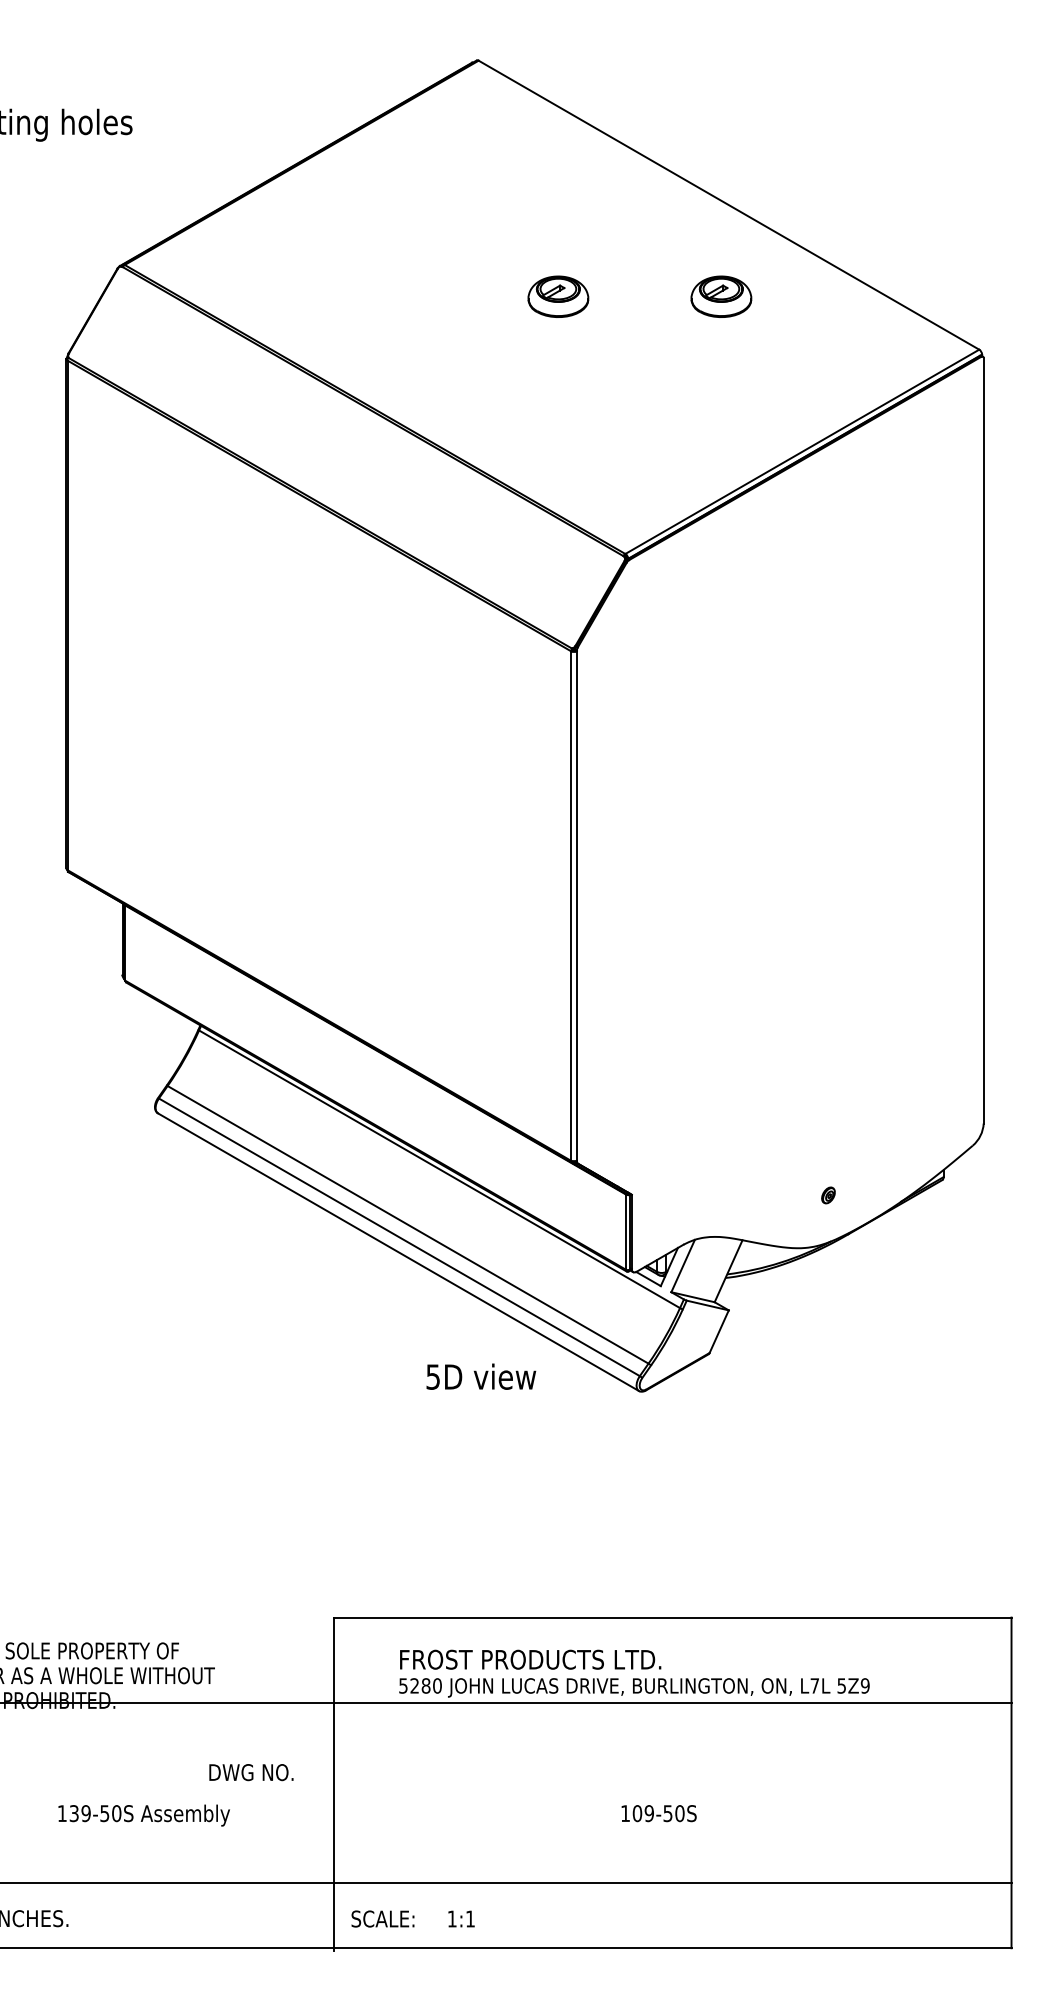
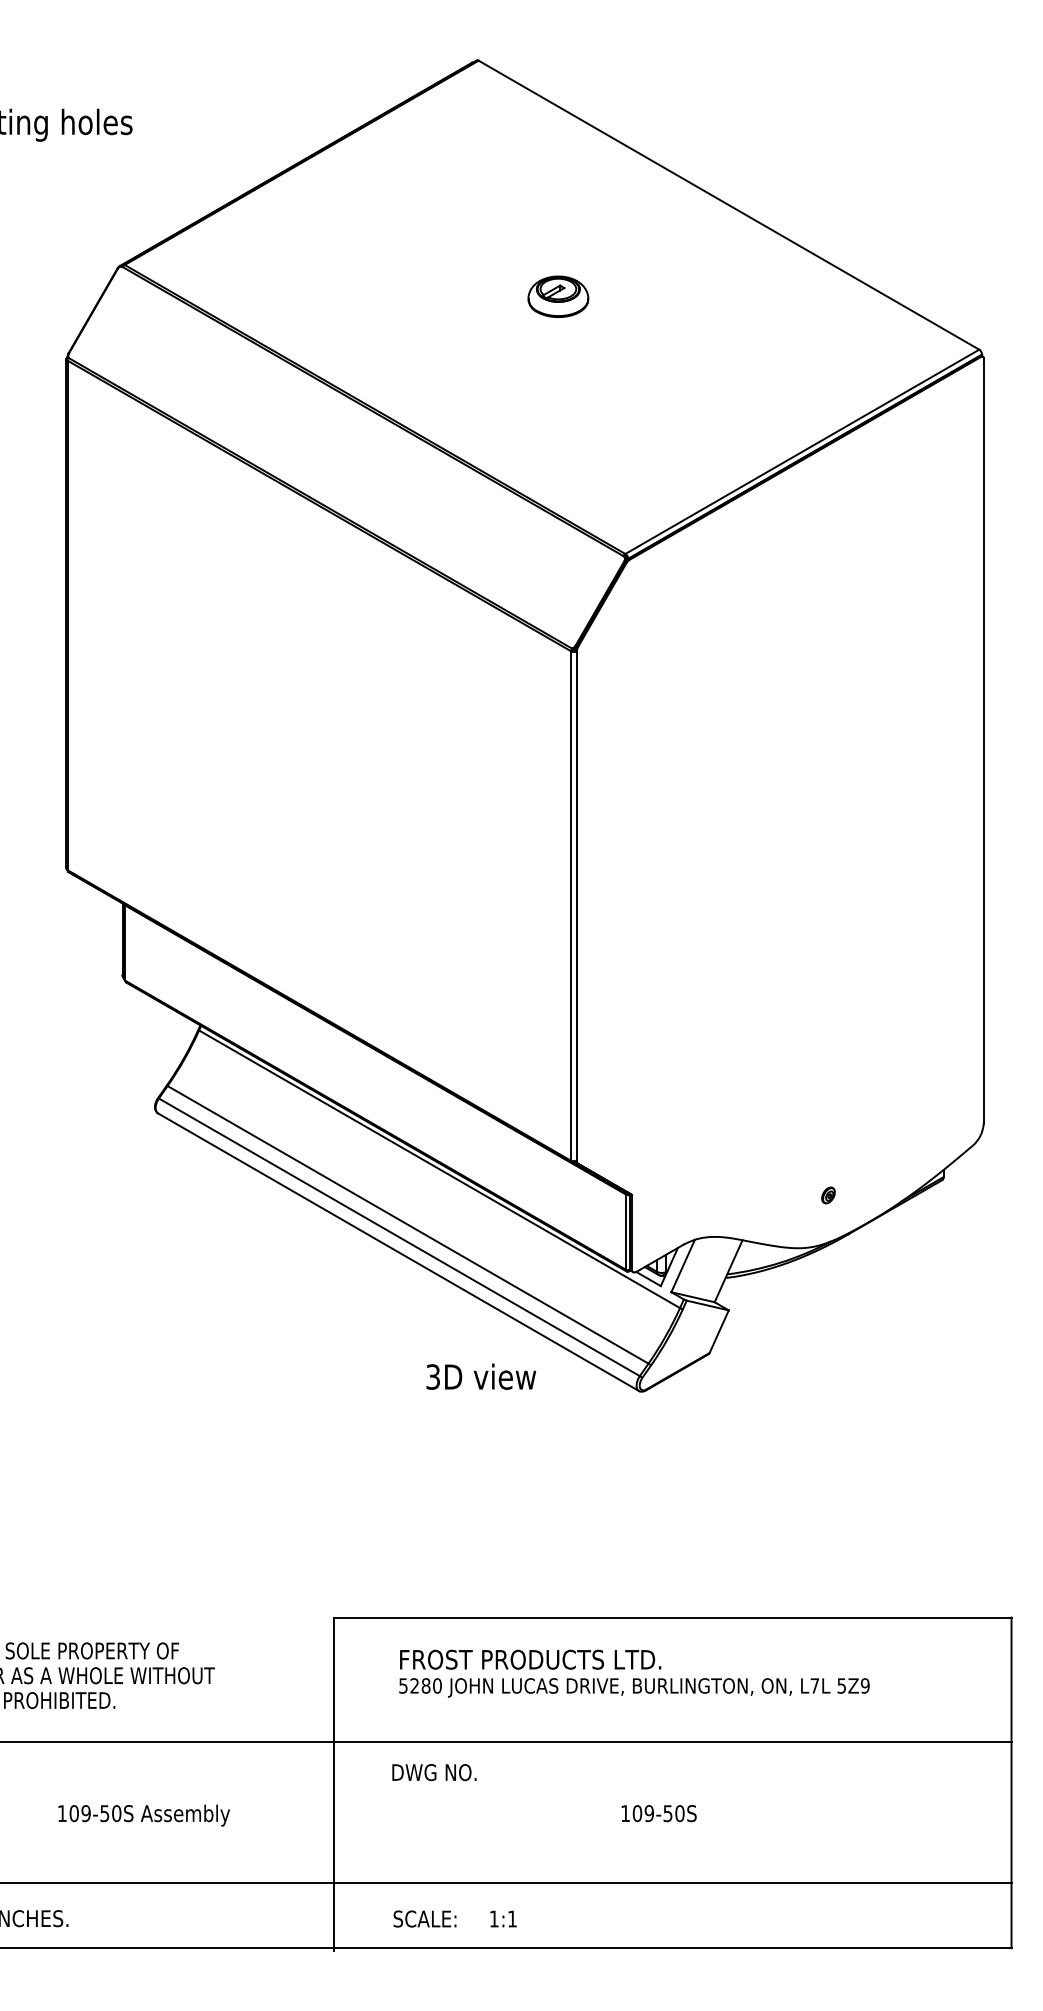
part: present -> none (721, 296)
text: 5D -> 3D (433, 1376)
line position: (506, 1703) -> (506, 1742) (506, 1742)
text position: (251, 1772) -> (434, 1772) (434, 1772)
text: 139-50S -> 109-50S (73, 1813)
text position: (412, 1918) -> (454, 1918) (454, 1918)
